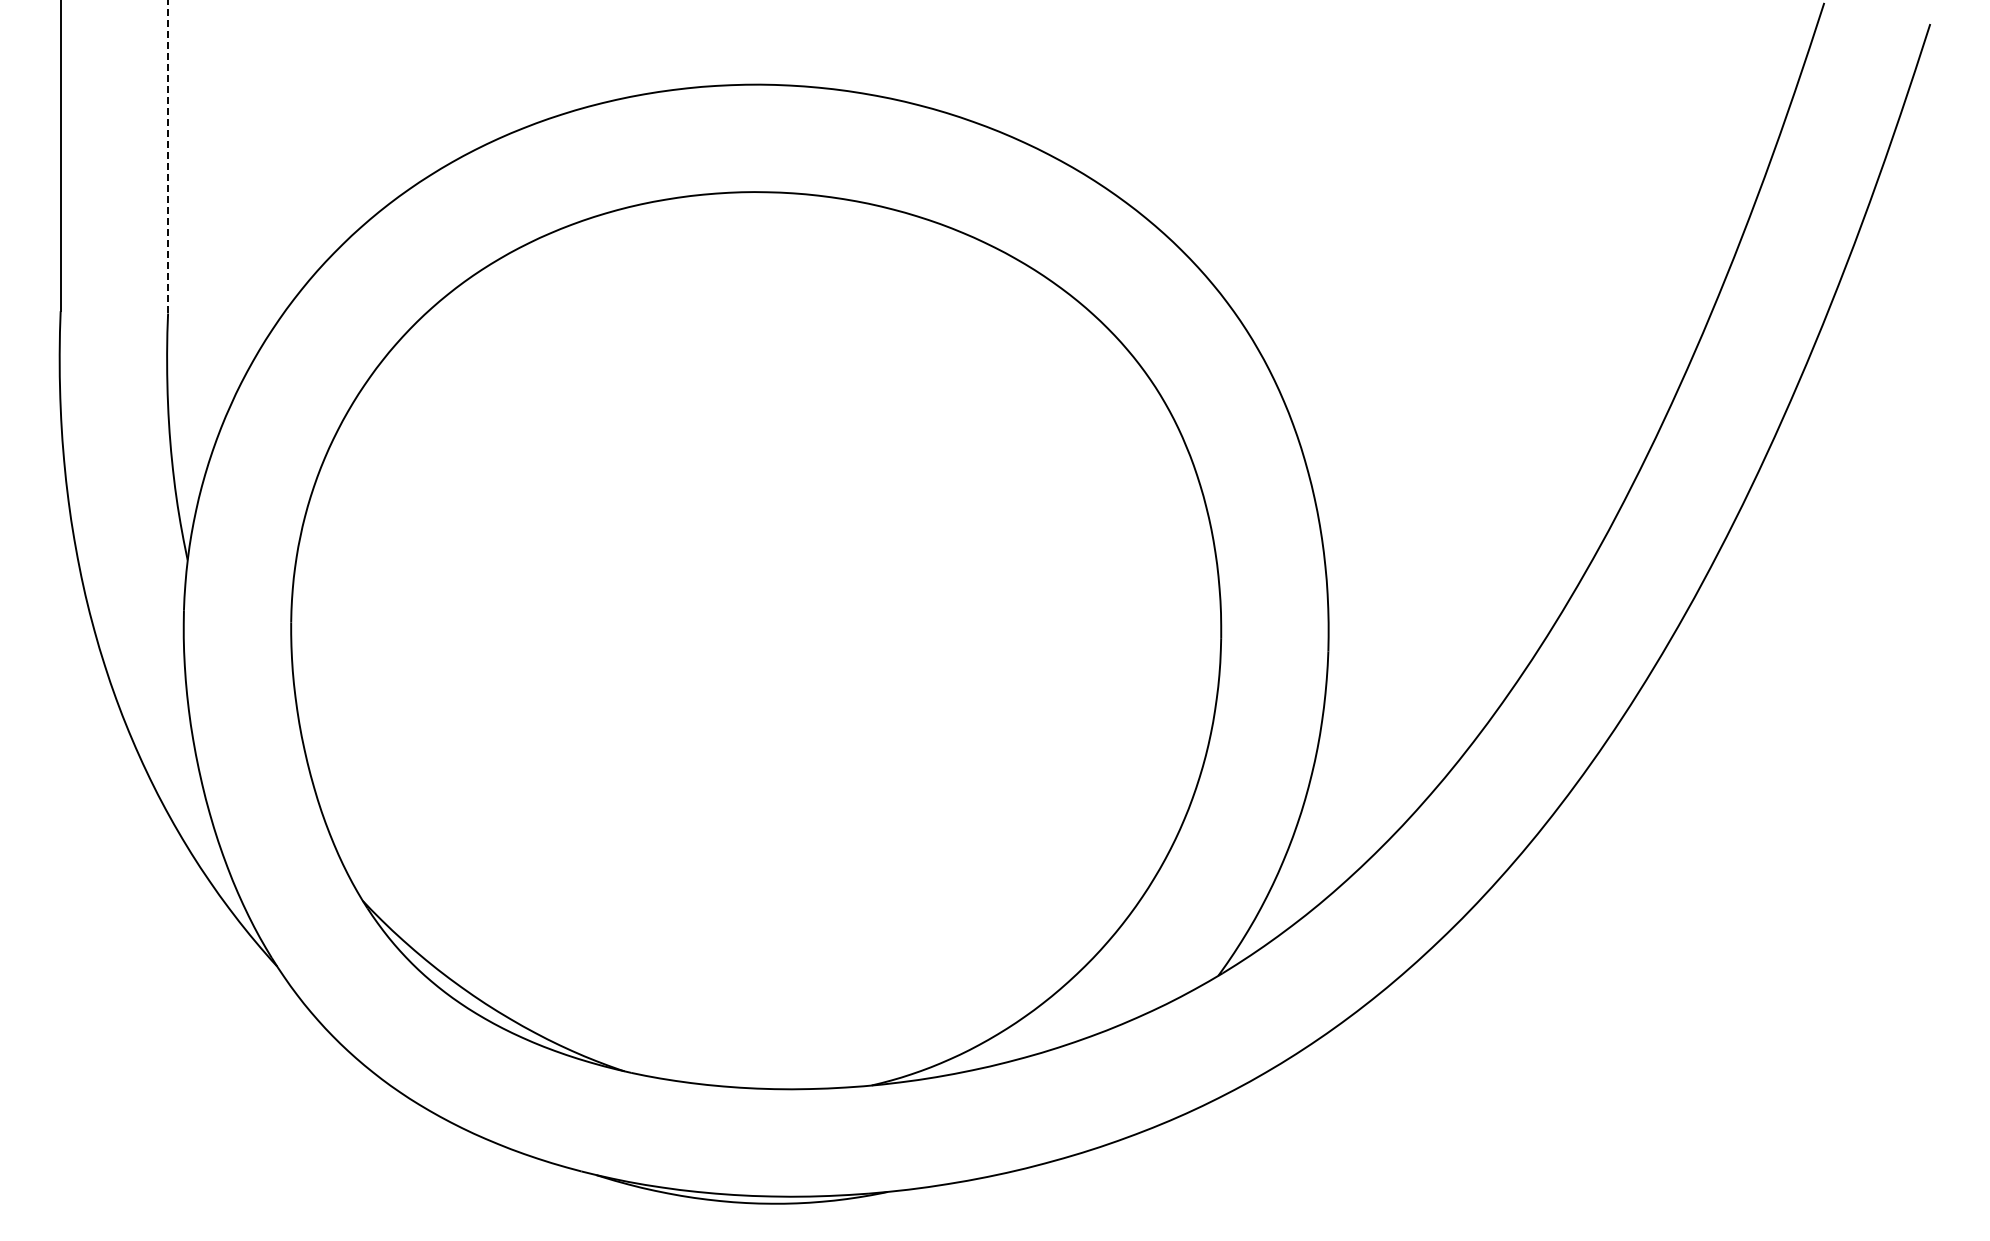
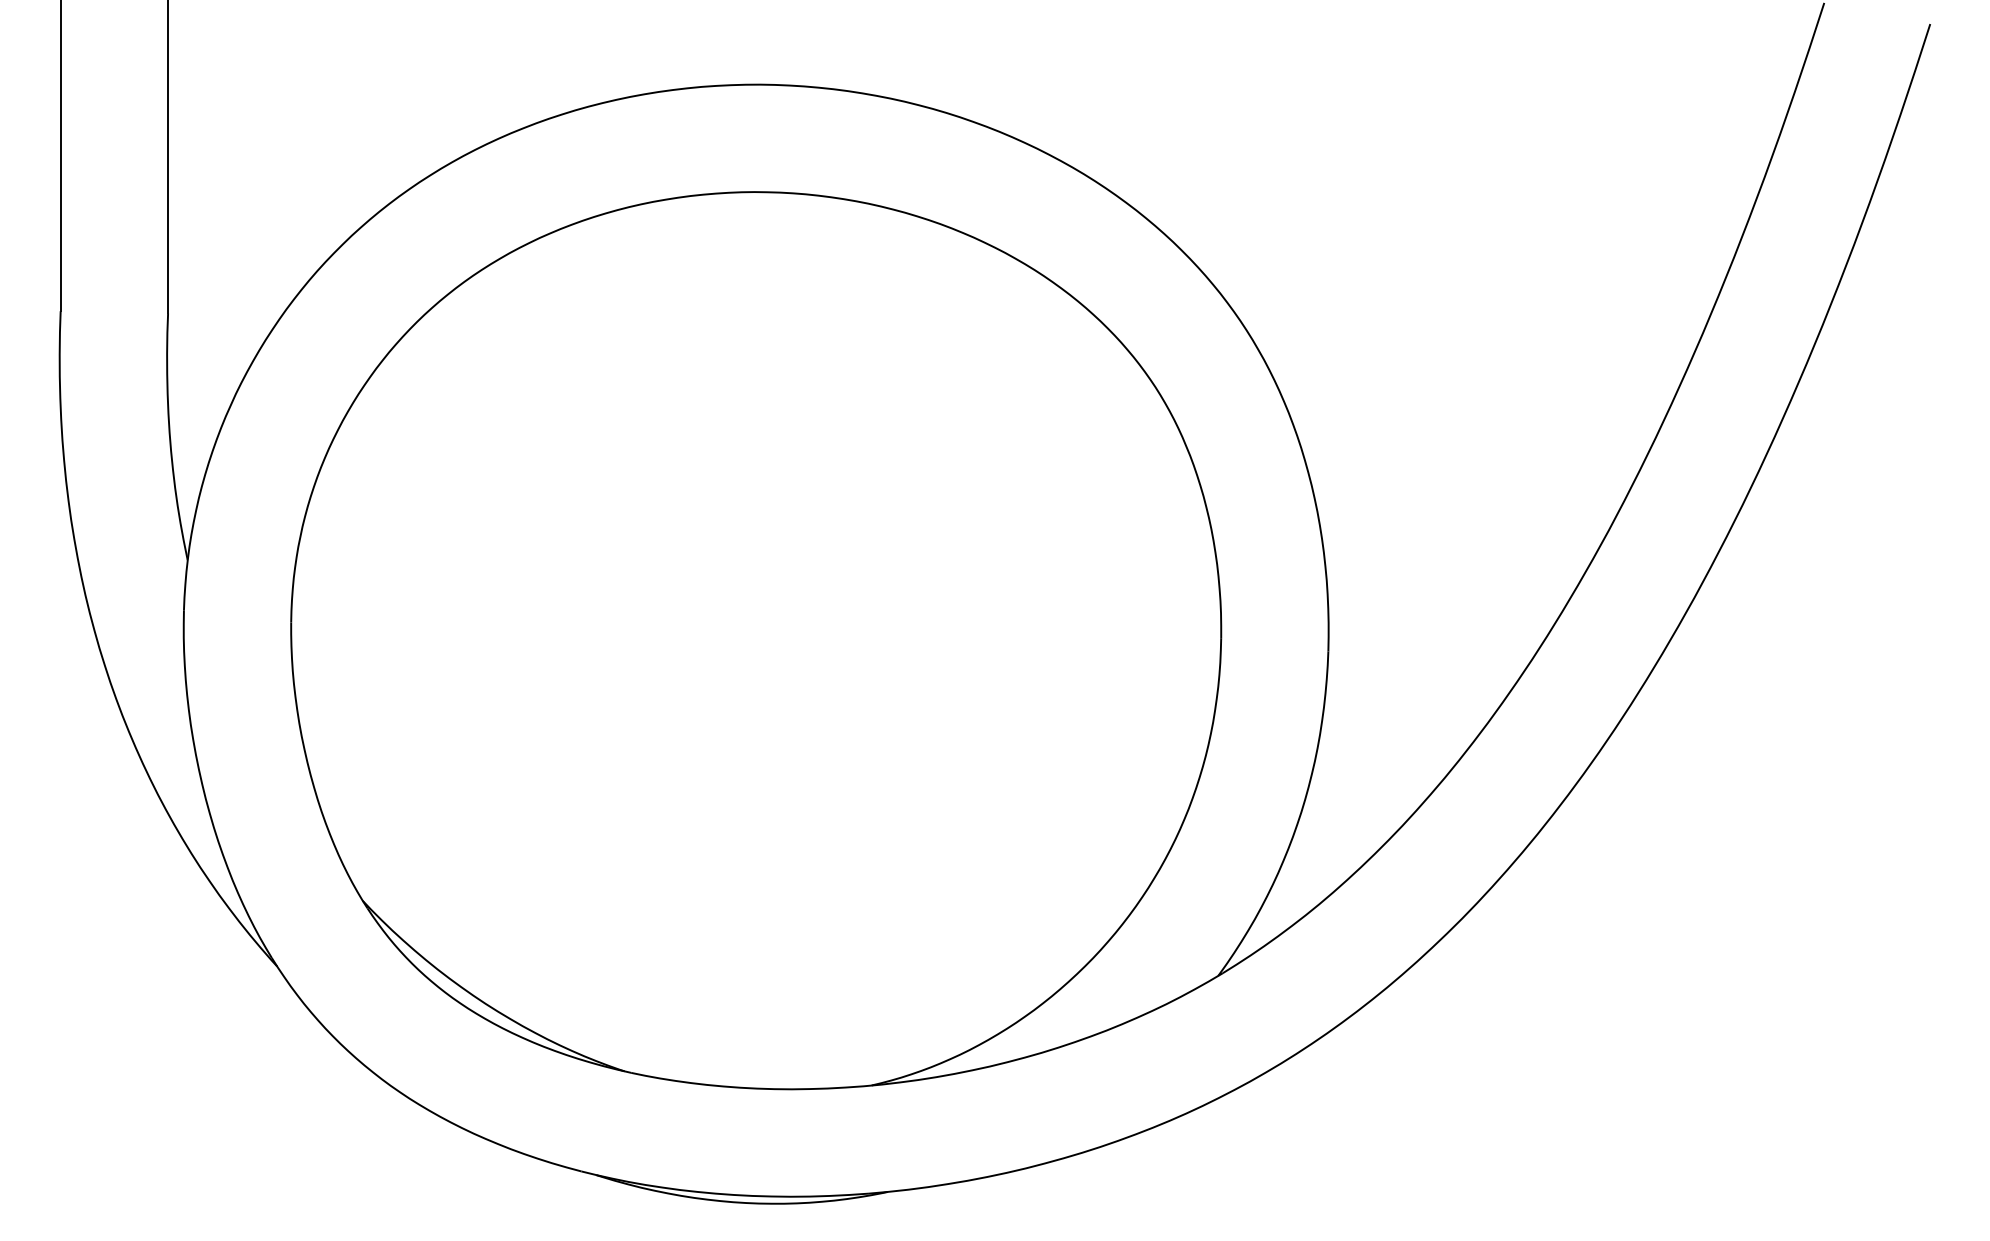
line: dashed -> solid (168, 156)
